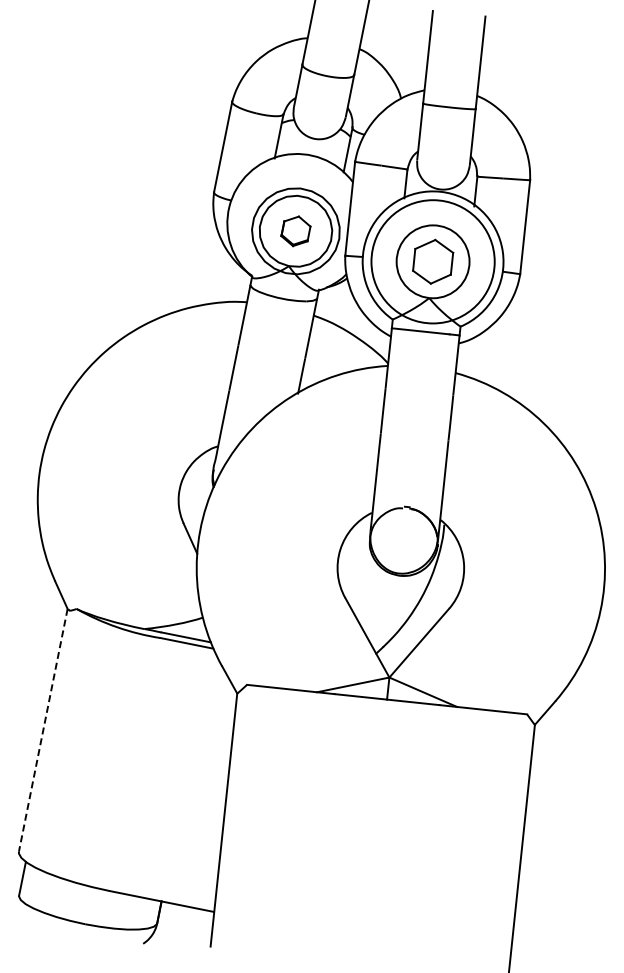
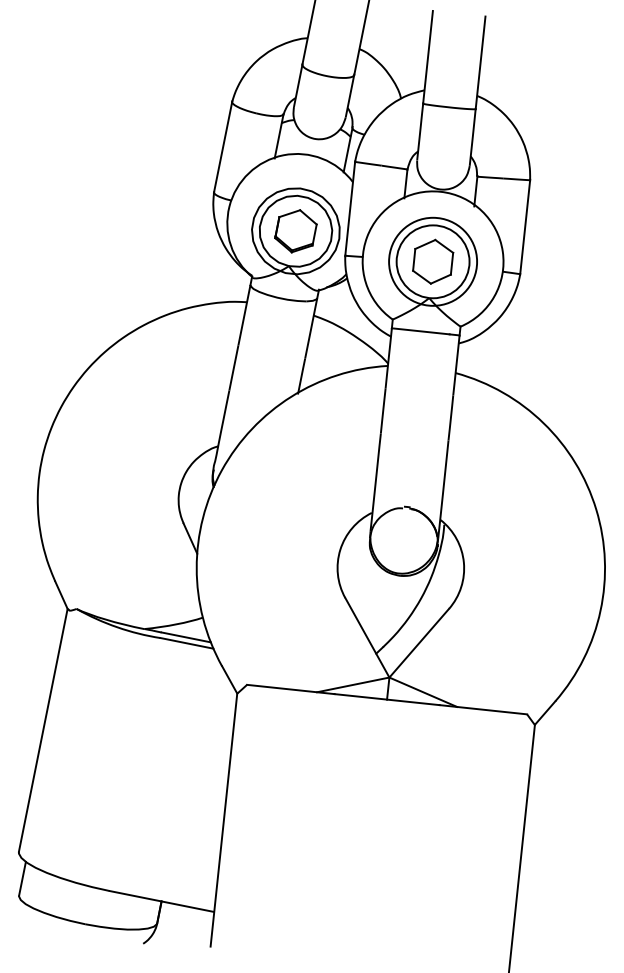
part size: 32x33 px -> 44x45 px (295, 231)
circle diameter: 123 px -> 88 px (433, 261)
line: dashed -> solid (43, 730)
